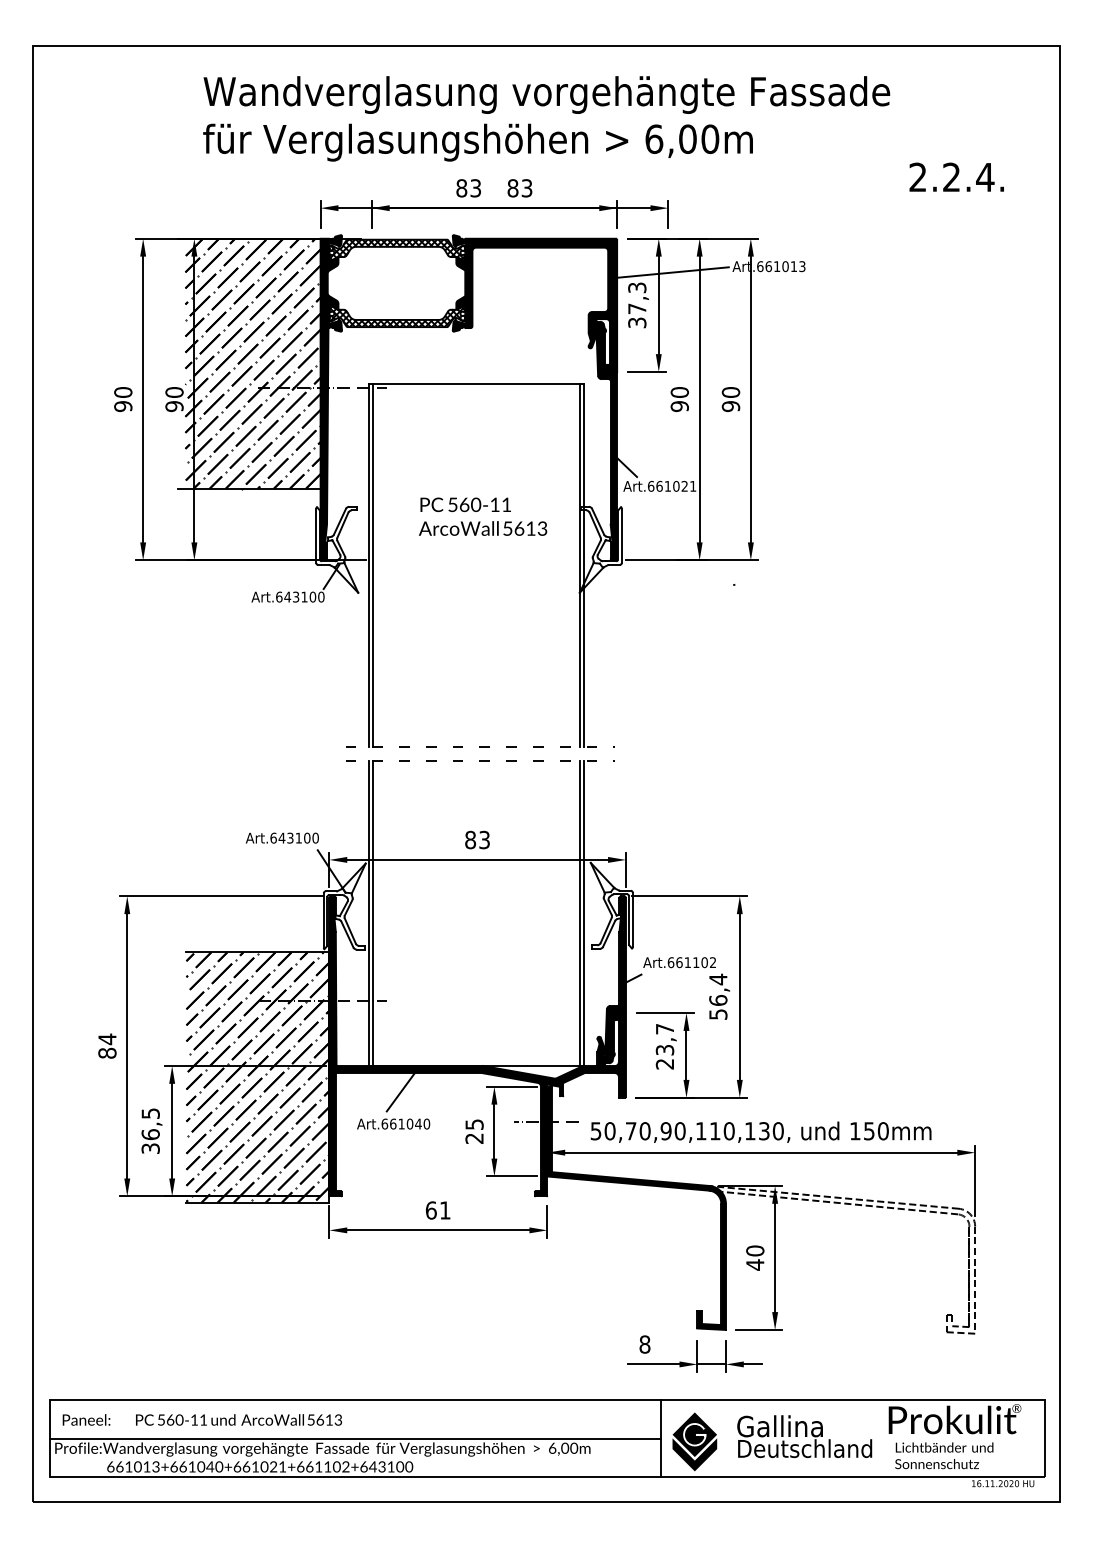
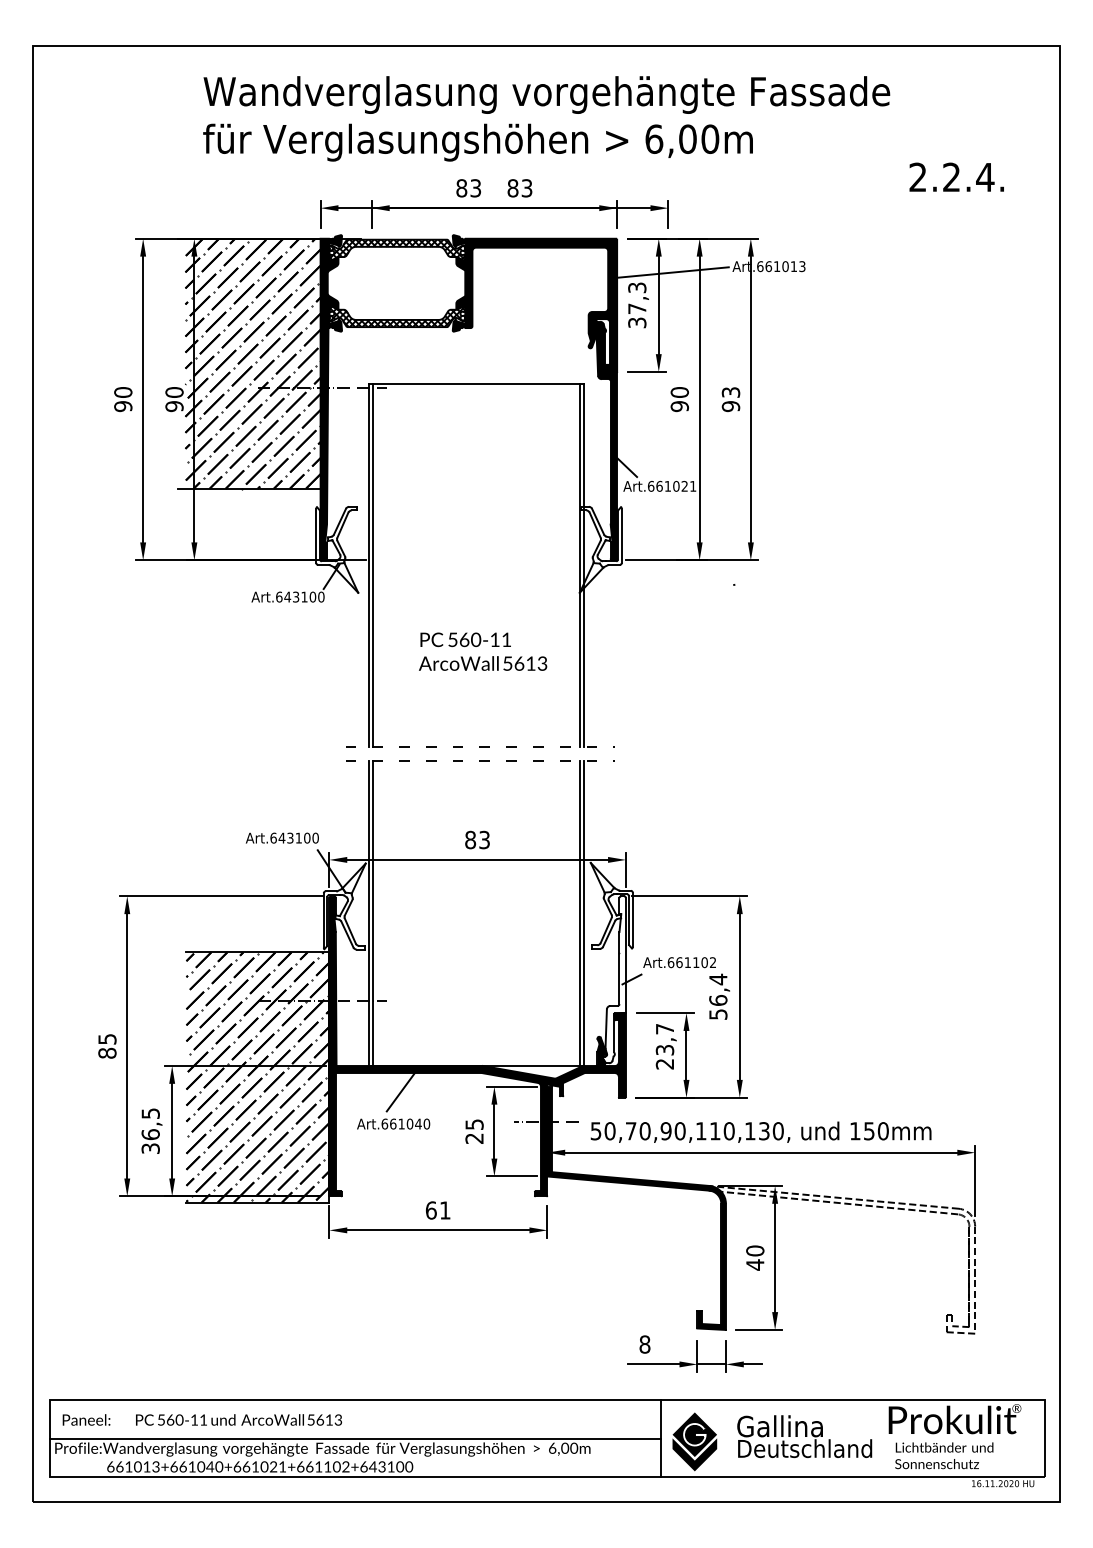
text: 90 -> 93 (730, 392)
text position: (483, 516) -> (483, 651) (483, 651)
fill: present -> none (613, 979)
text: 84 -> 85 (107, 1039)
